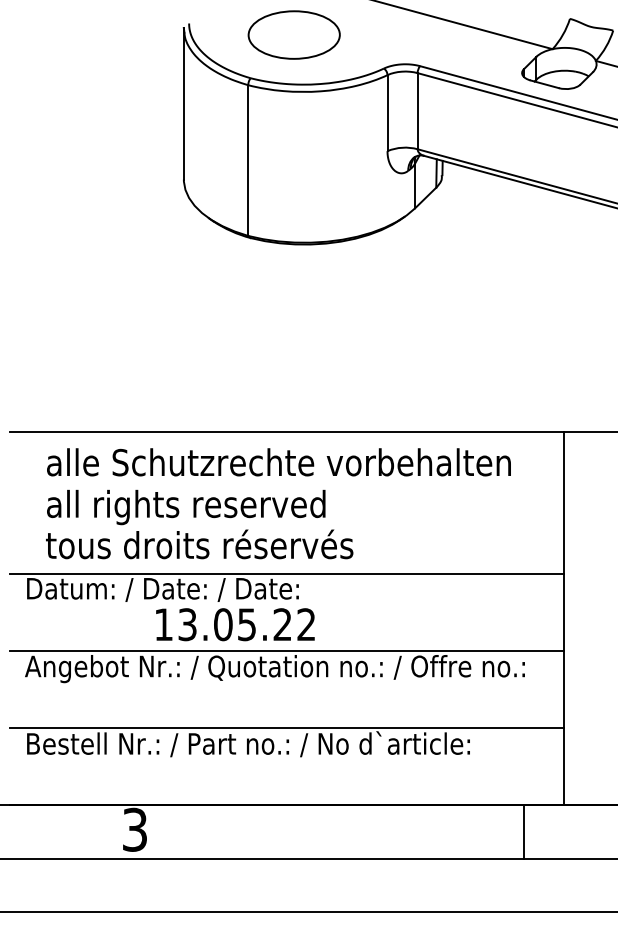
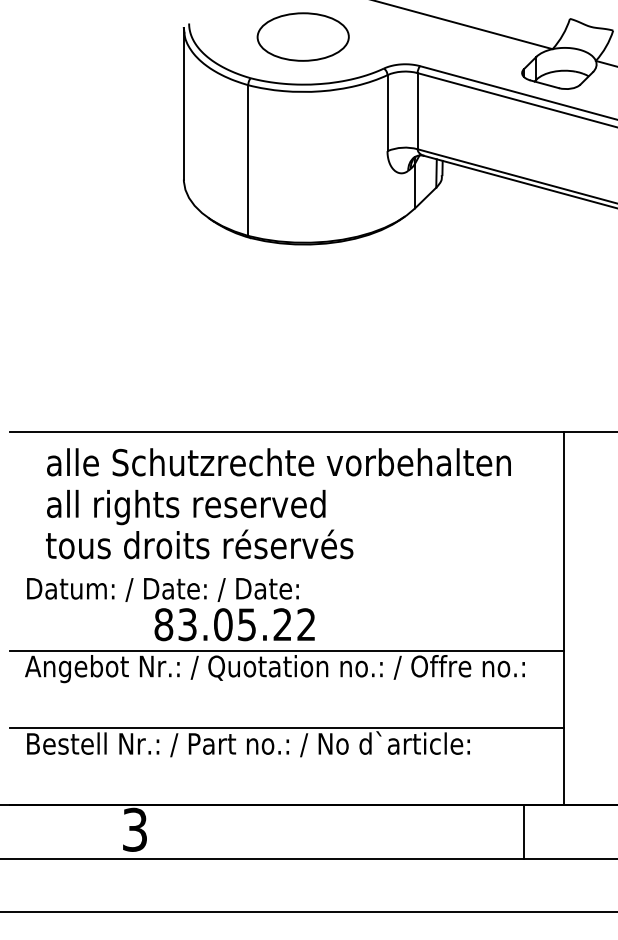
part position: (293, 34) -> (302, 36) (302, 36)
line: present -> none (286, 573)
text: 13.05.22 -> 83.05.22 (163, 624)
